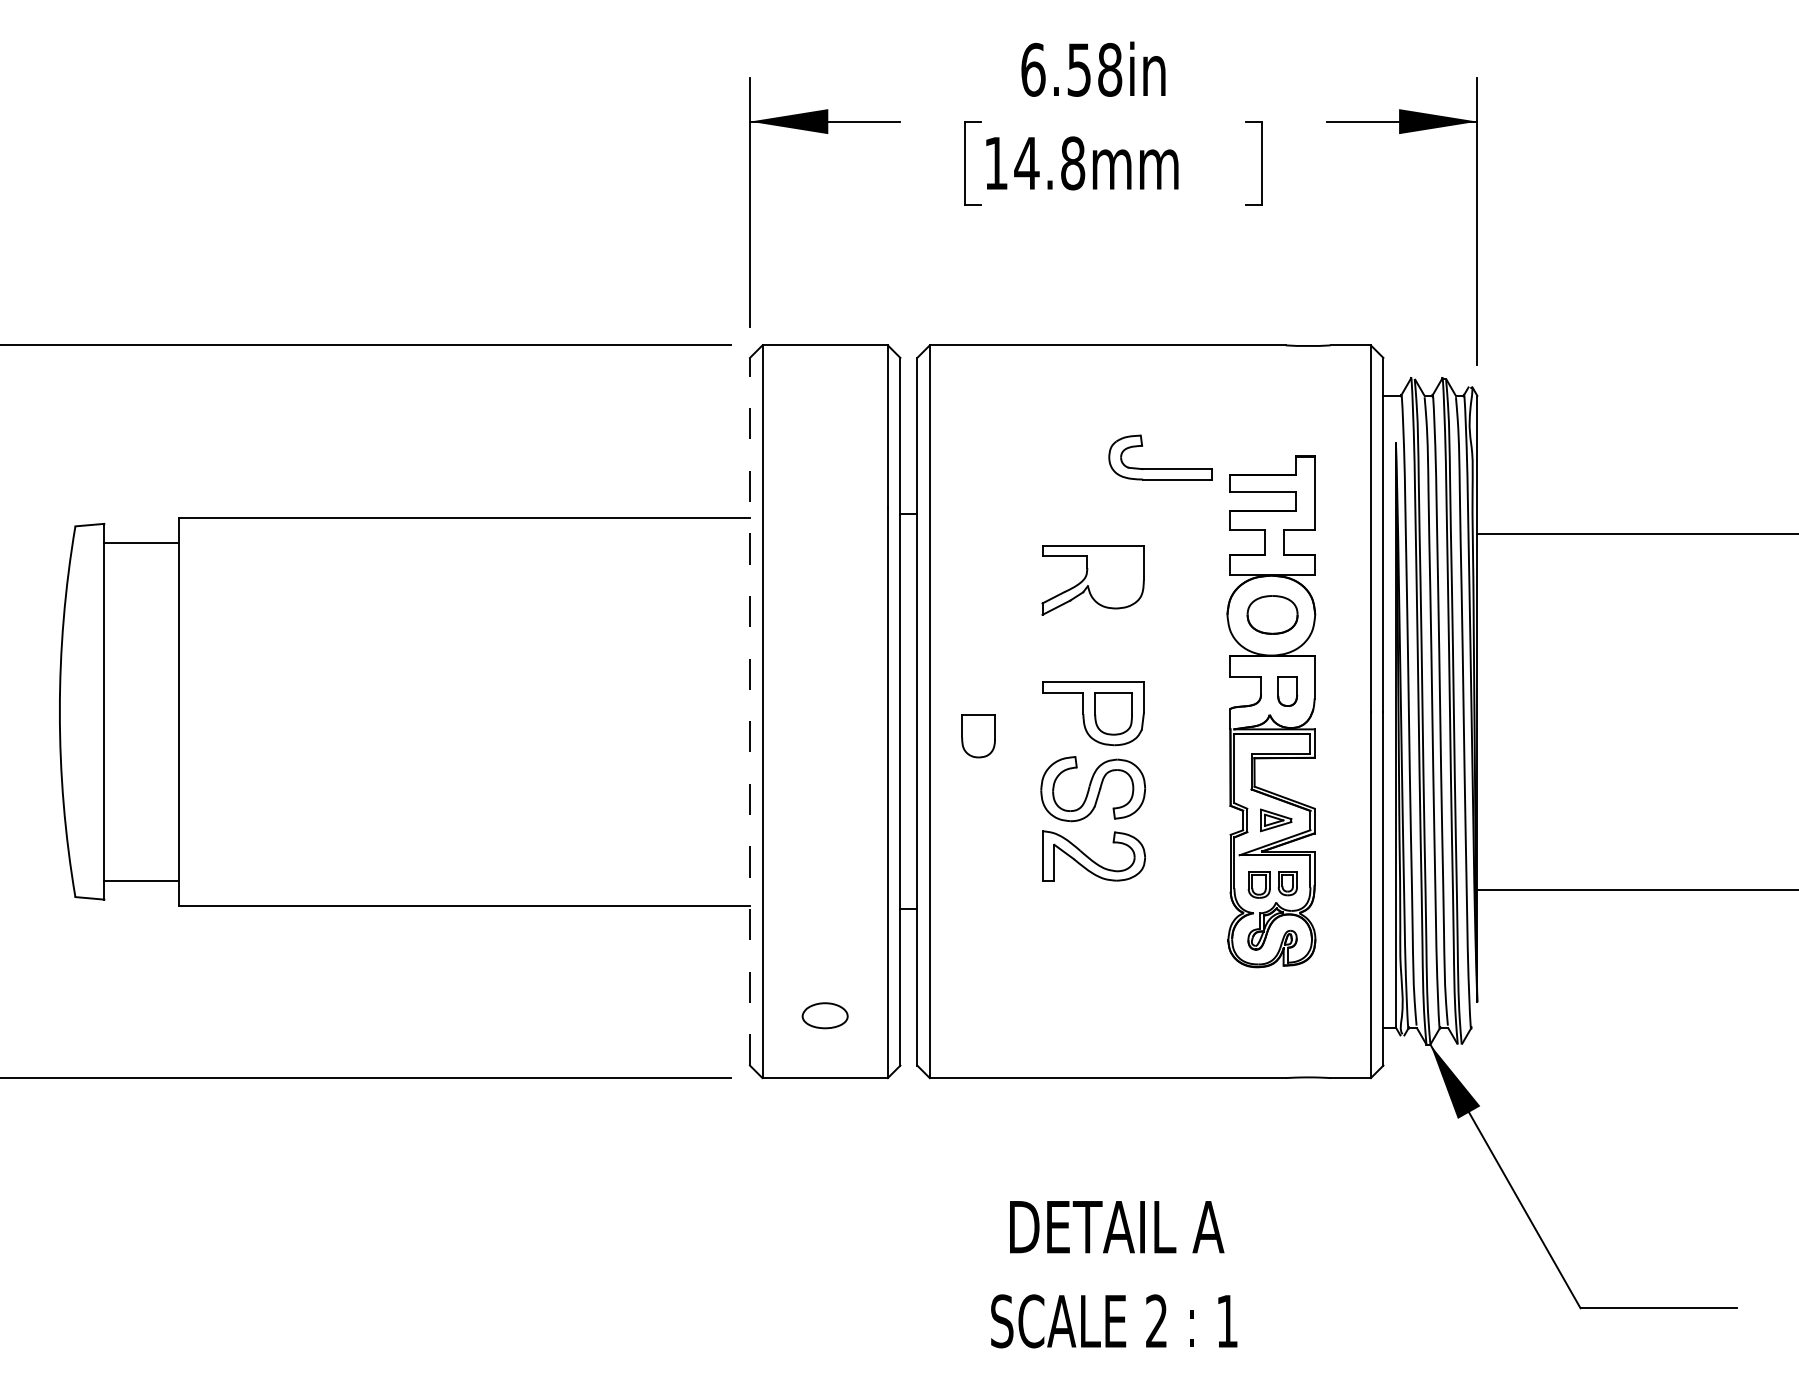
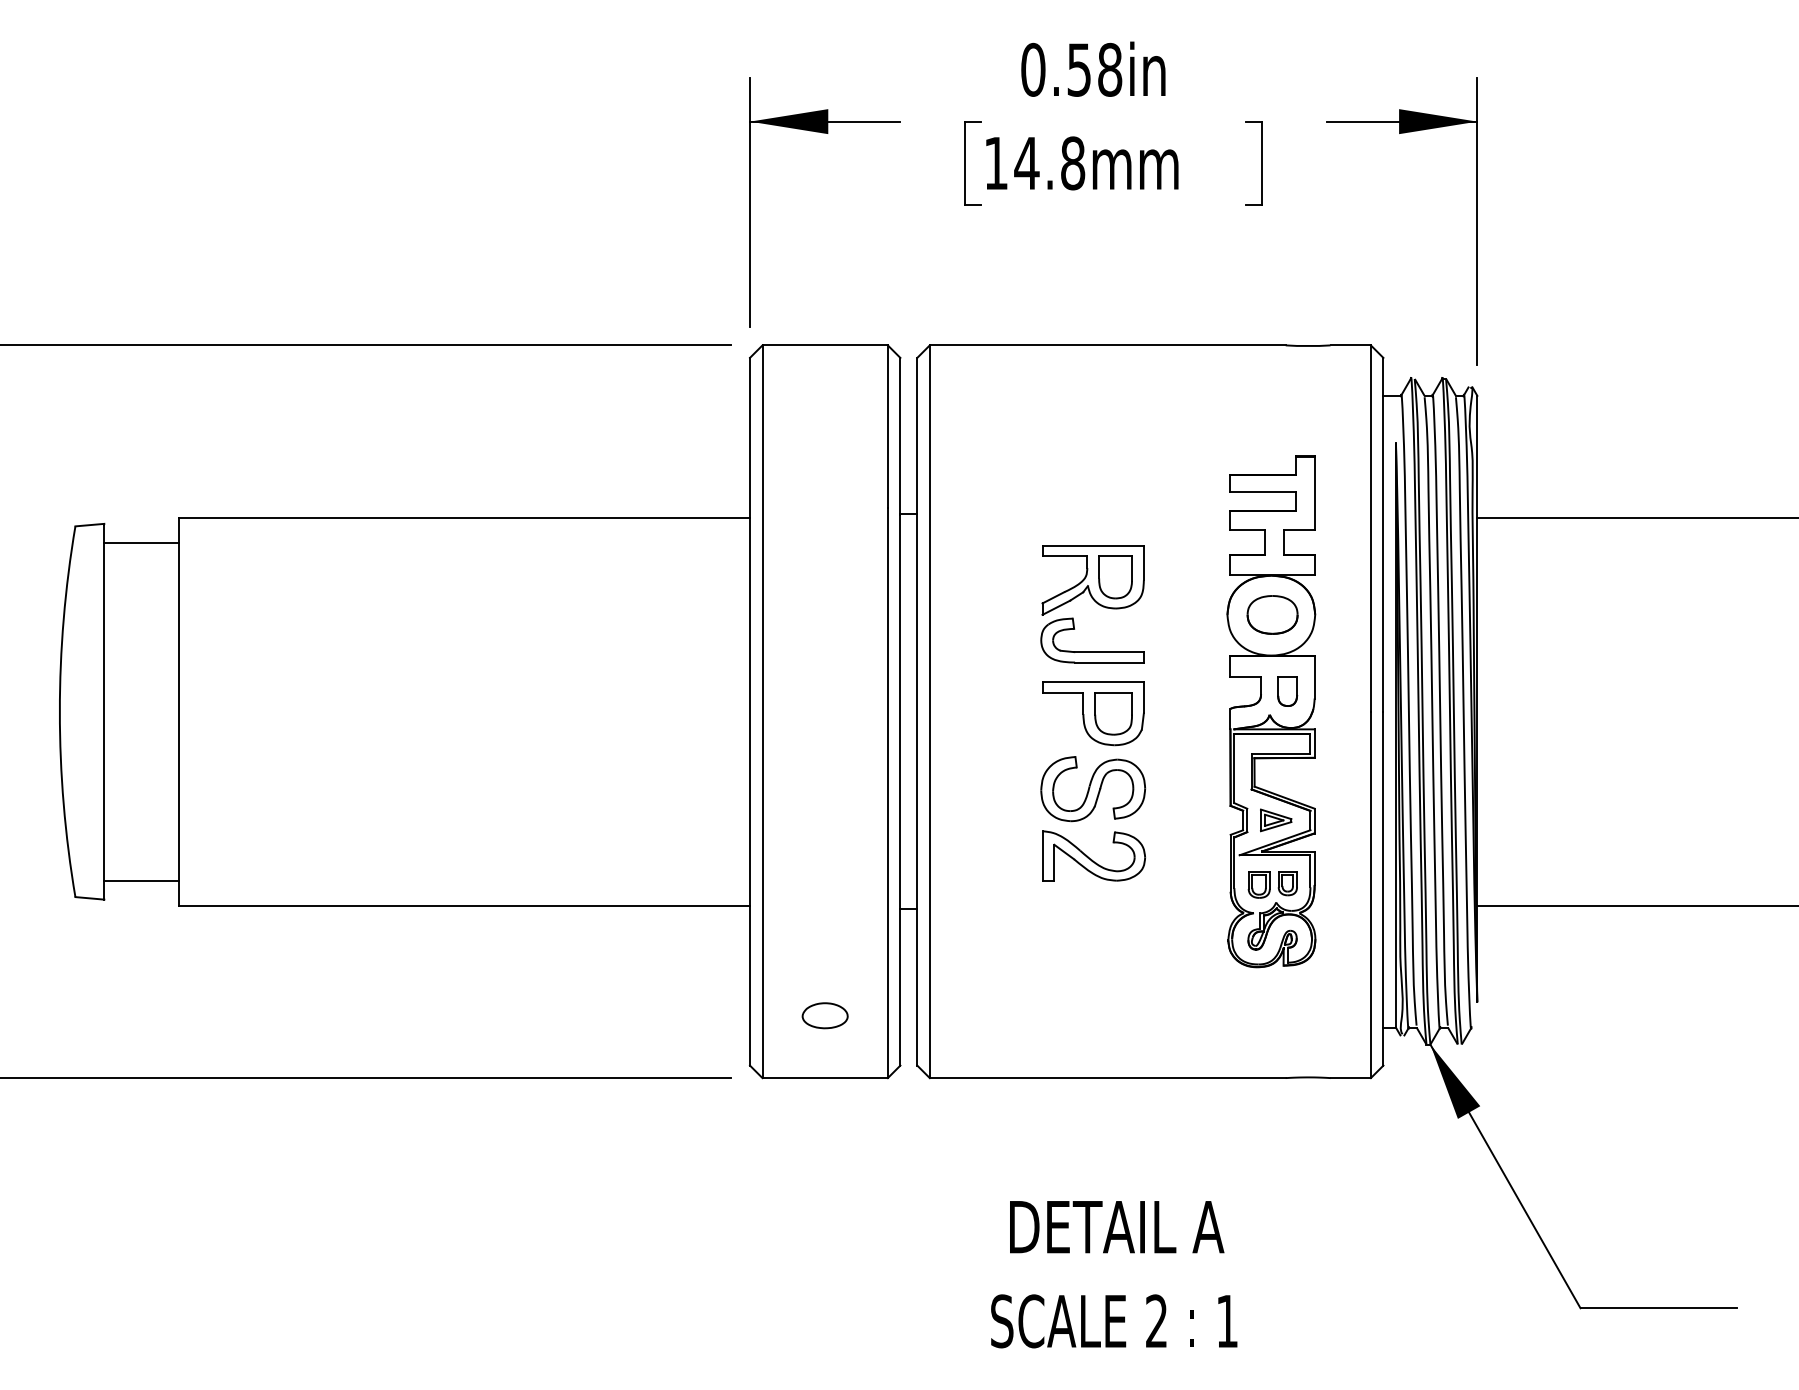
text: 6.58in -> 0.58in (1033, 69)
part position: (1160, 468) -> (1092, 651) (1092, 651)
line position: (1636, 533) -> (1636, 517) (1636, 517)
line: dashed -> solid (749, 711)
part position: (978, 736) -> (1115, 577) (1115, 577)
line position: (1636, 889) -> (1636, 905) (1636, 905)
